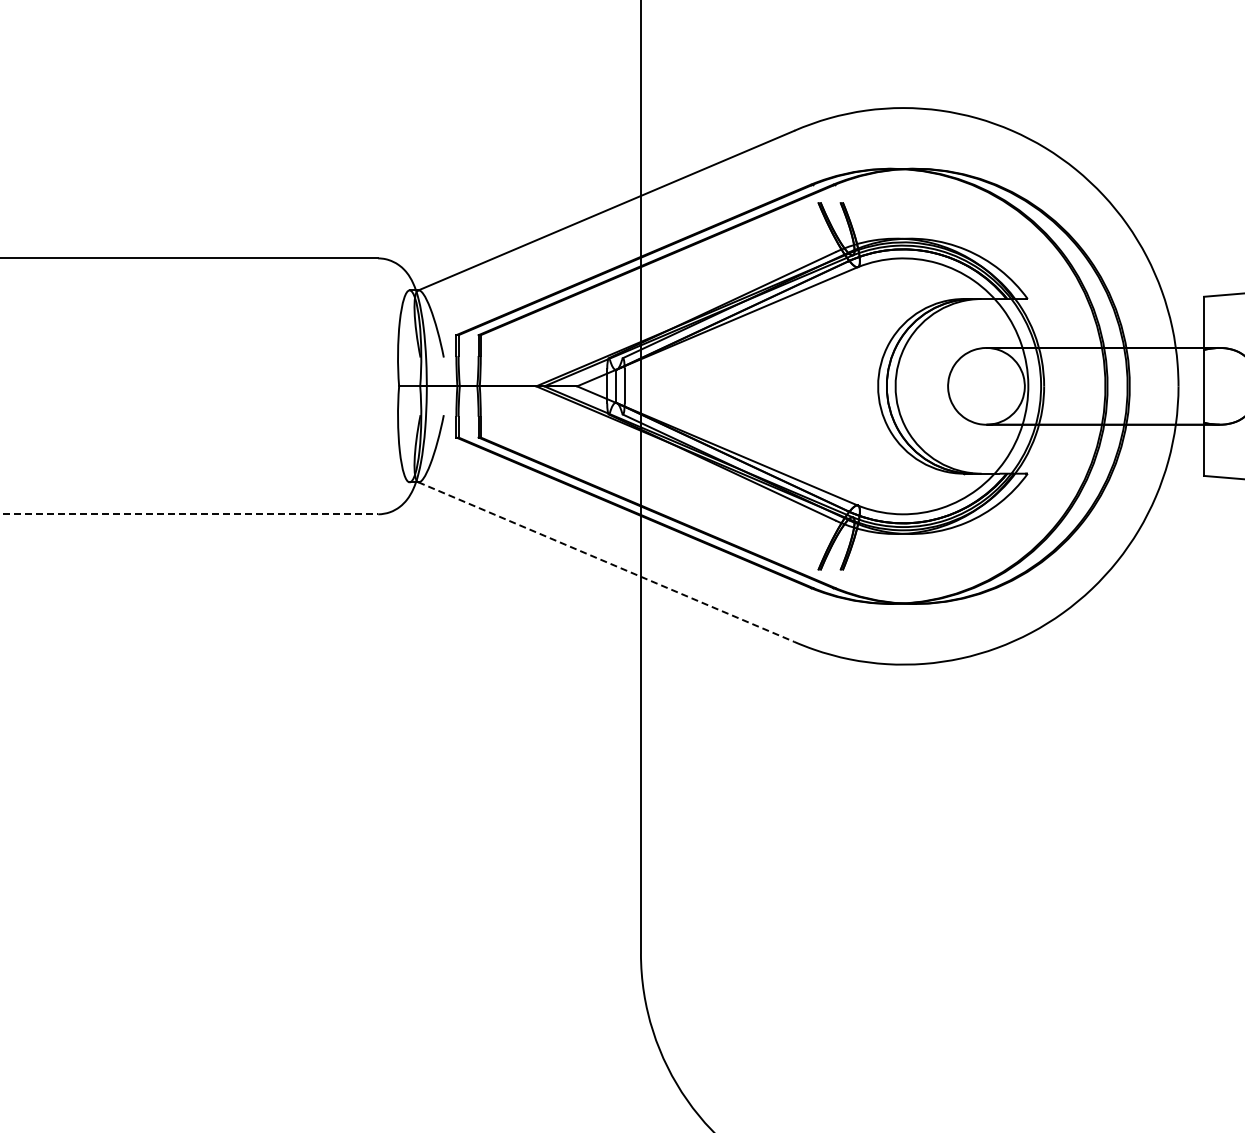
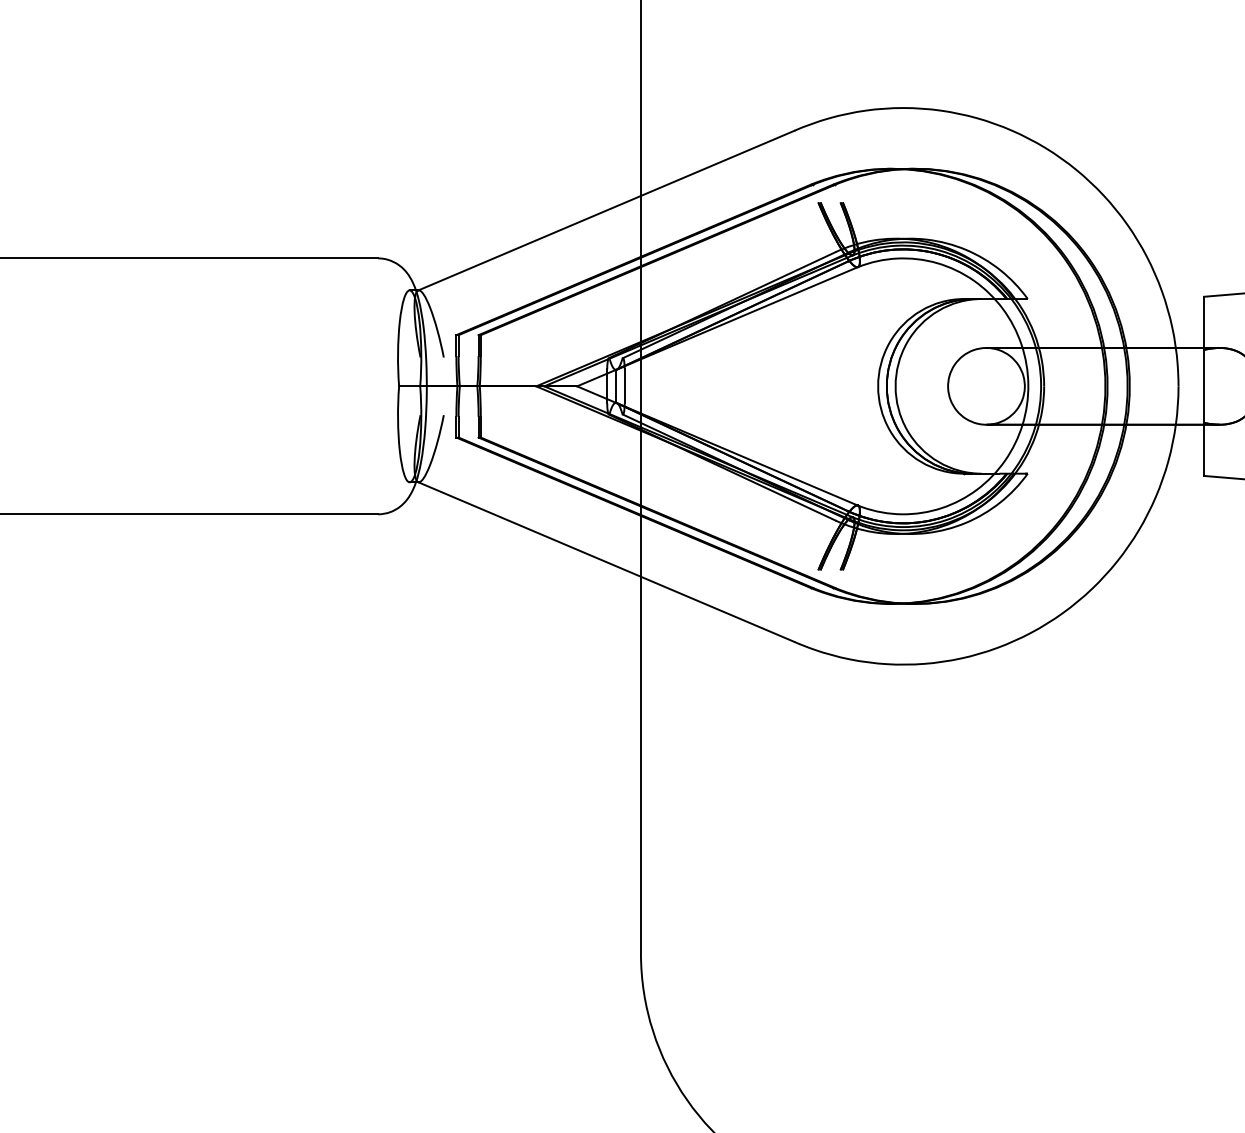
line: dashed -> solid (189, 514)
line: dashed -> solid (606, 562)
